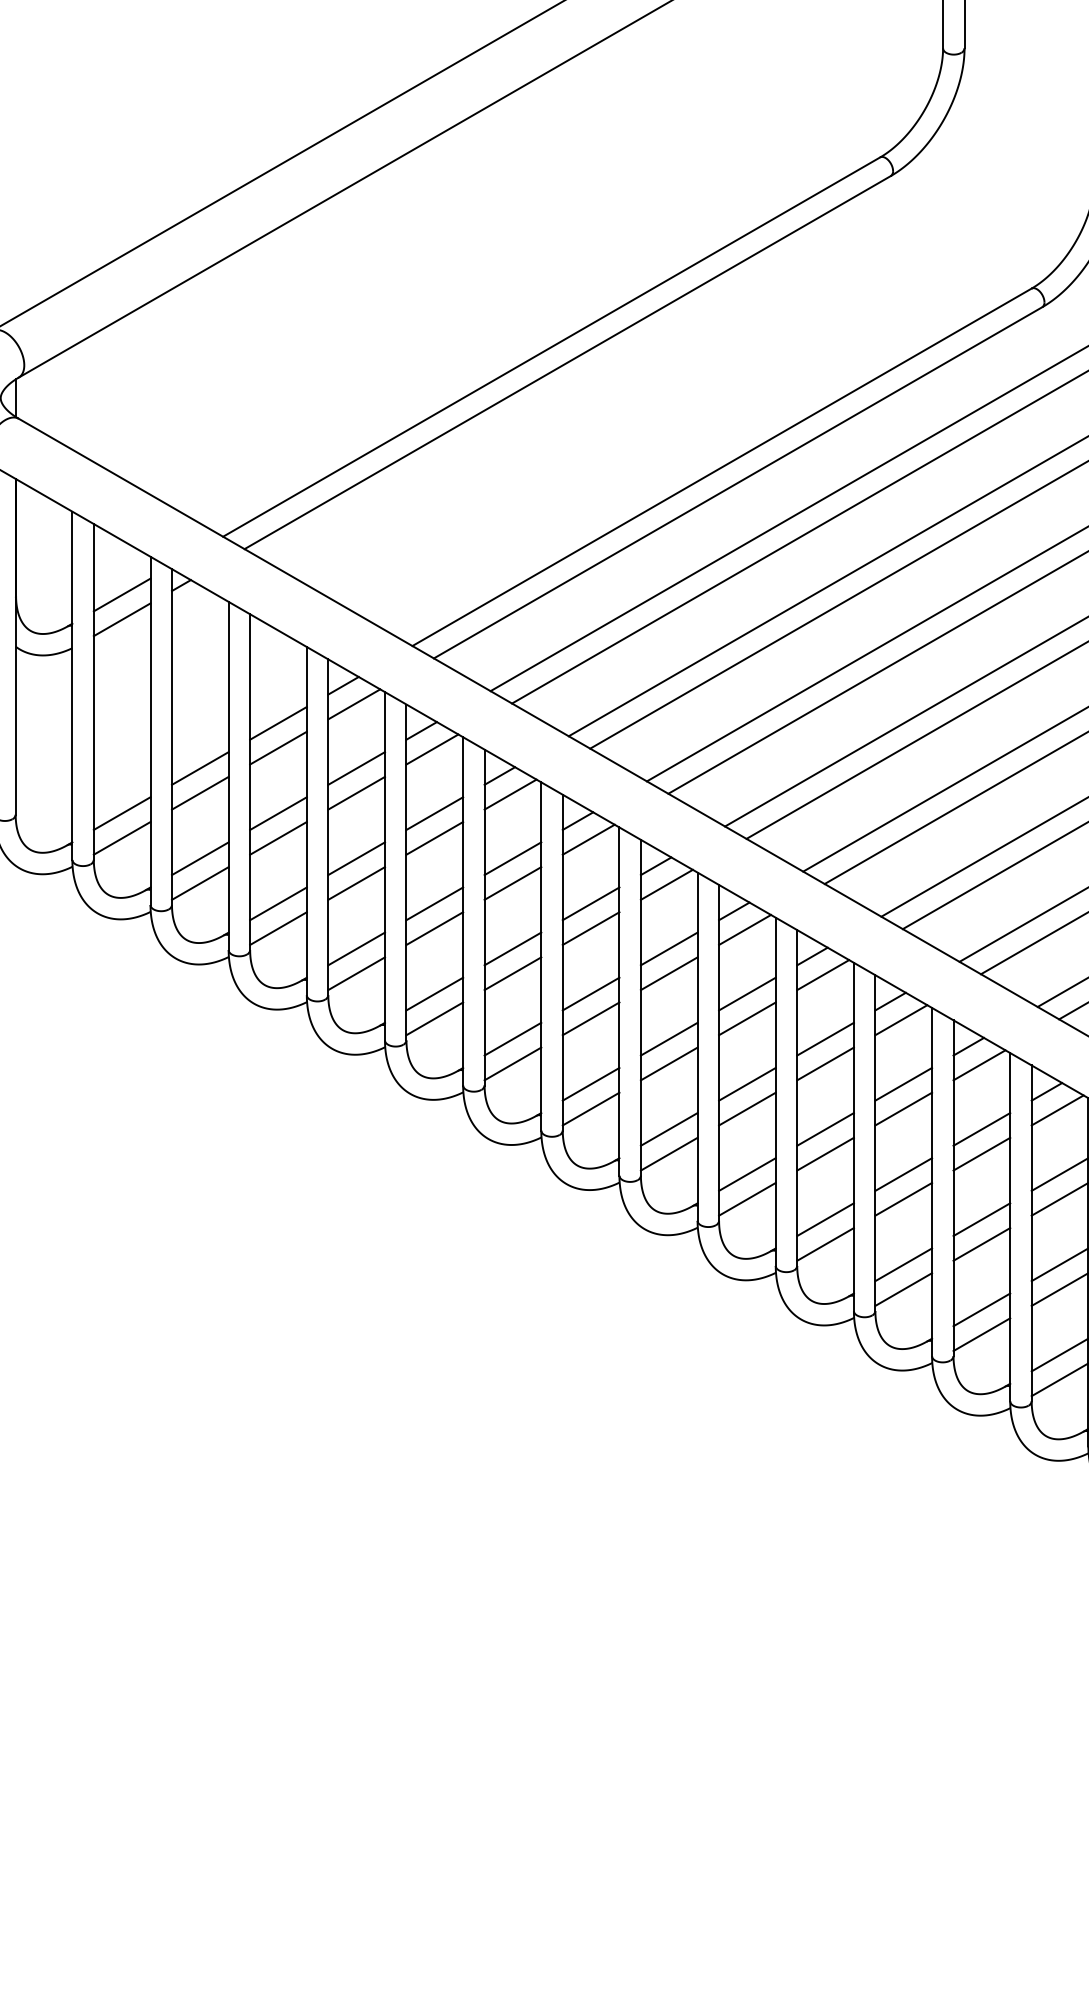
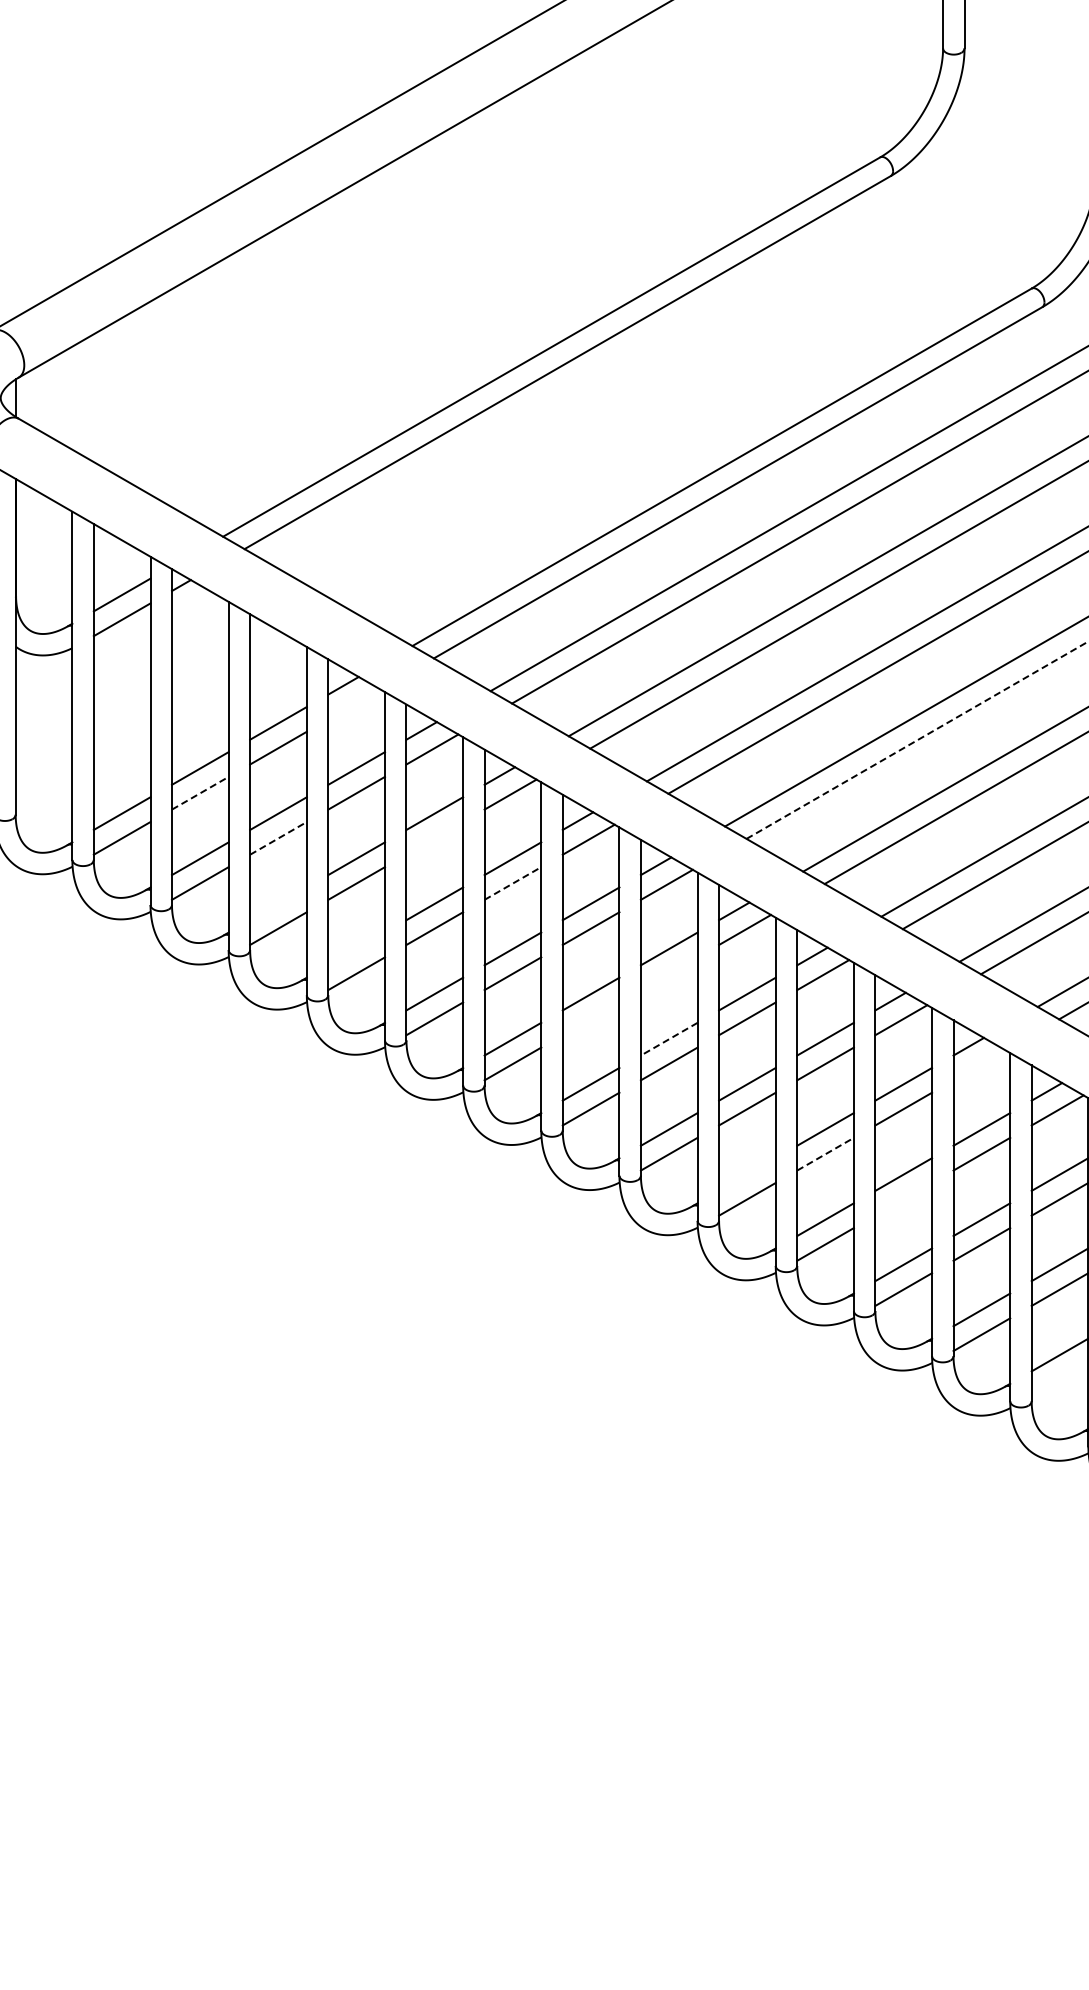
line: present -> none (354, 704)
line: solid -> dashed (917, 739)
line: solid -> dashed (200, 793)
line: solid -> dashed (278, 838)
line: present -> none (434, 838)
line: solid -> dashed (512, 883)
line: present -> none (278, 903)
line: present -> none (356, 948)
line: present -> none (668, 973)
line: present -> none (590, 1018)
line: solid -> dashed (669, 1039)
line: present -> none (979, 1065)
line: solid -> dashed (825, 1154)
line: present -> none (747, 1174)
line: present -> none (903, 1198)
line: present -> none (1058, 1380)
